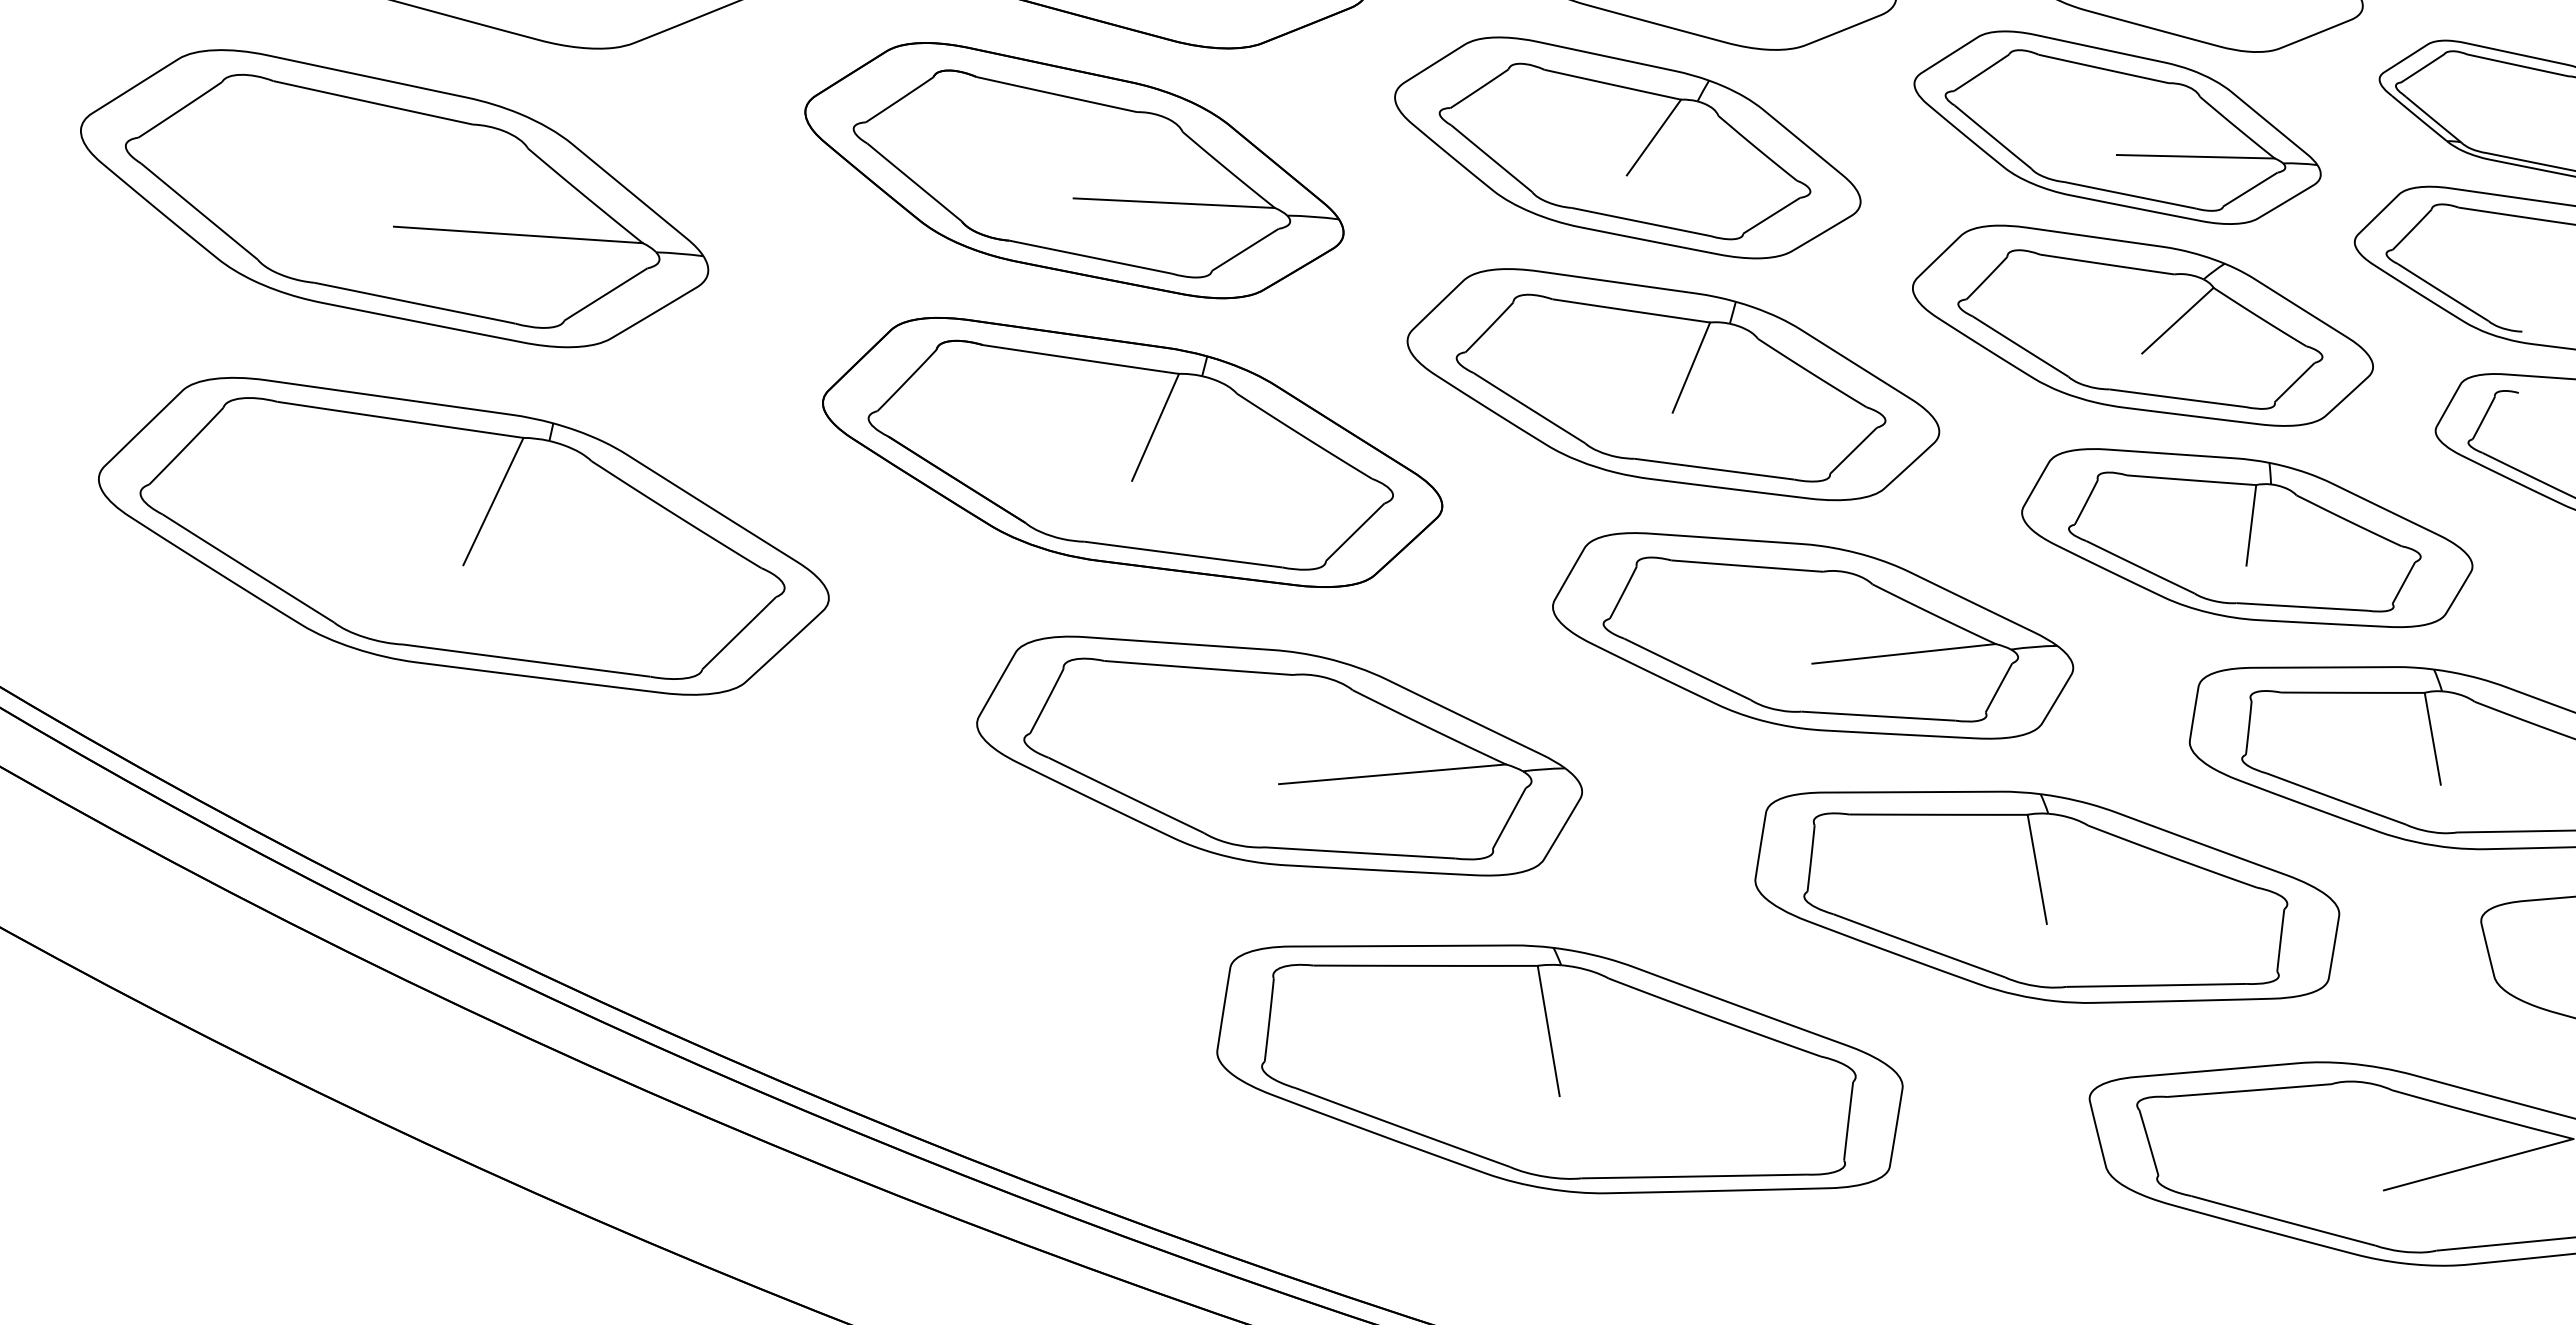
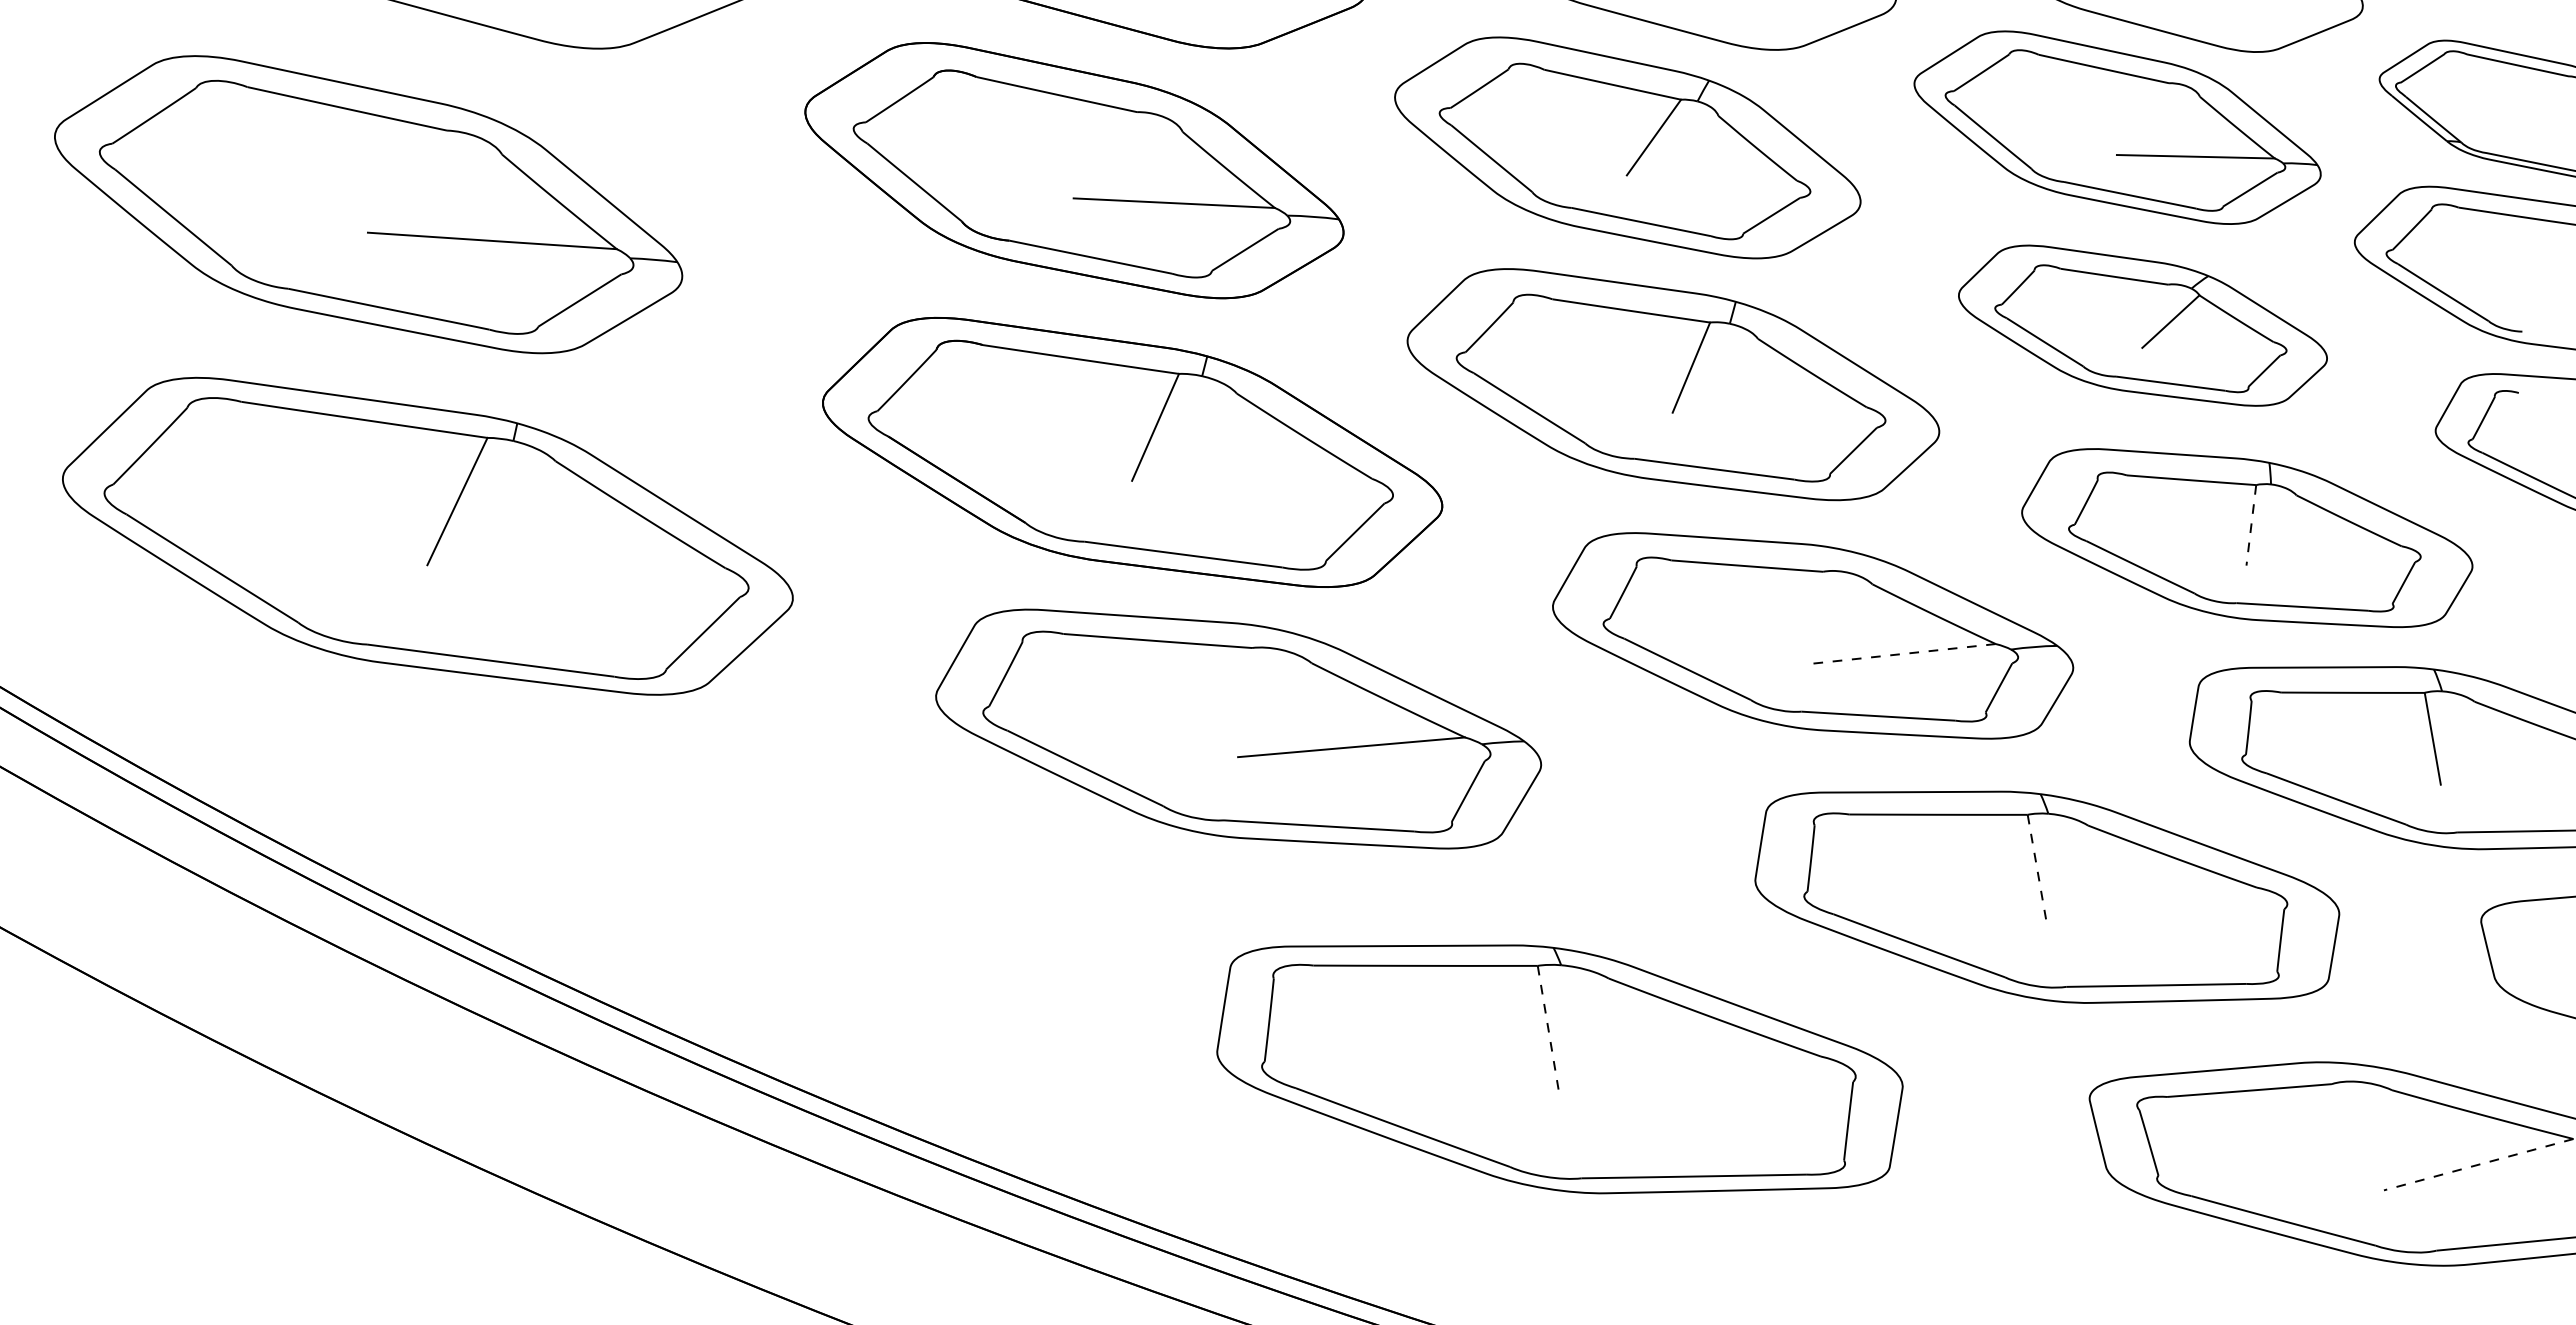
part position: (394, 198) -> (368, 204) (368, 204)
part size: 462x203 px -> 370x163 px (2142, 325)
line: solid -> dashed (2251, 525)
part position: (463, 535) -> (427, 535) (427, 535)
line: solid -> dashed (1903, 653)
part position: (1279, 755) -> (1238, 728) (1238, 728)
line: solid -> dashed (2037, 869)
line: solid -> dashed (1548, 1031)
line: solid -> dashed (2478, 1164)
